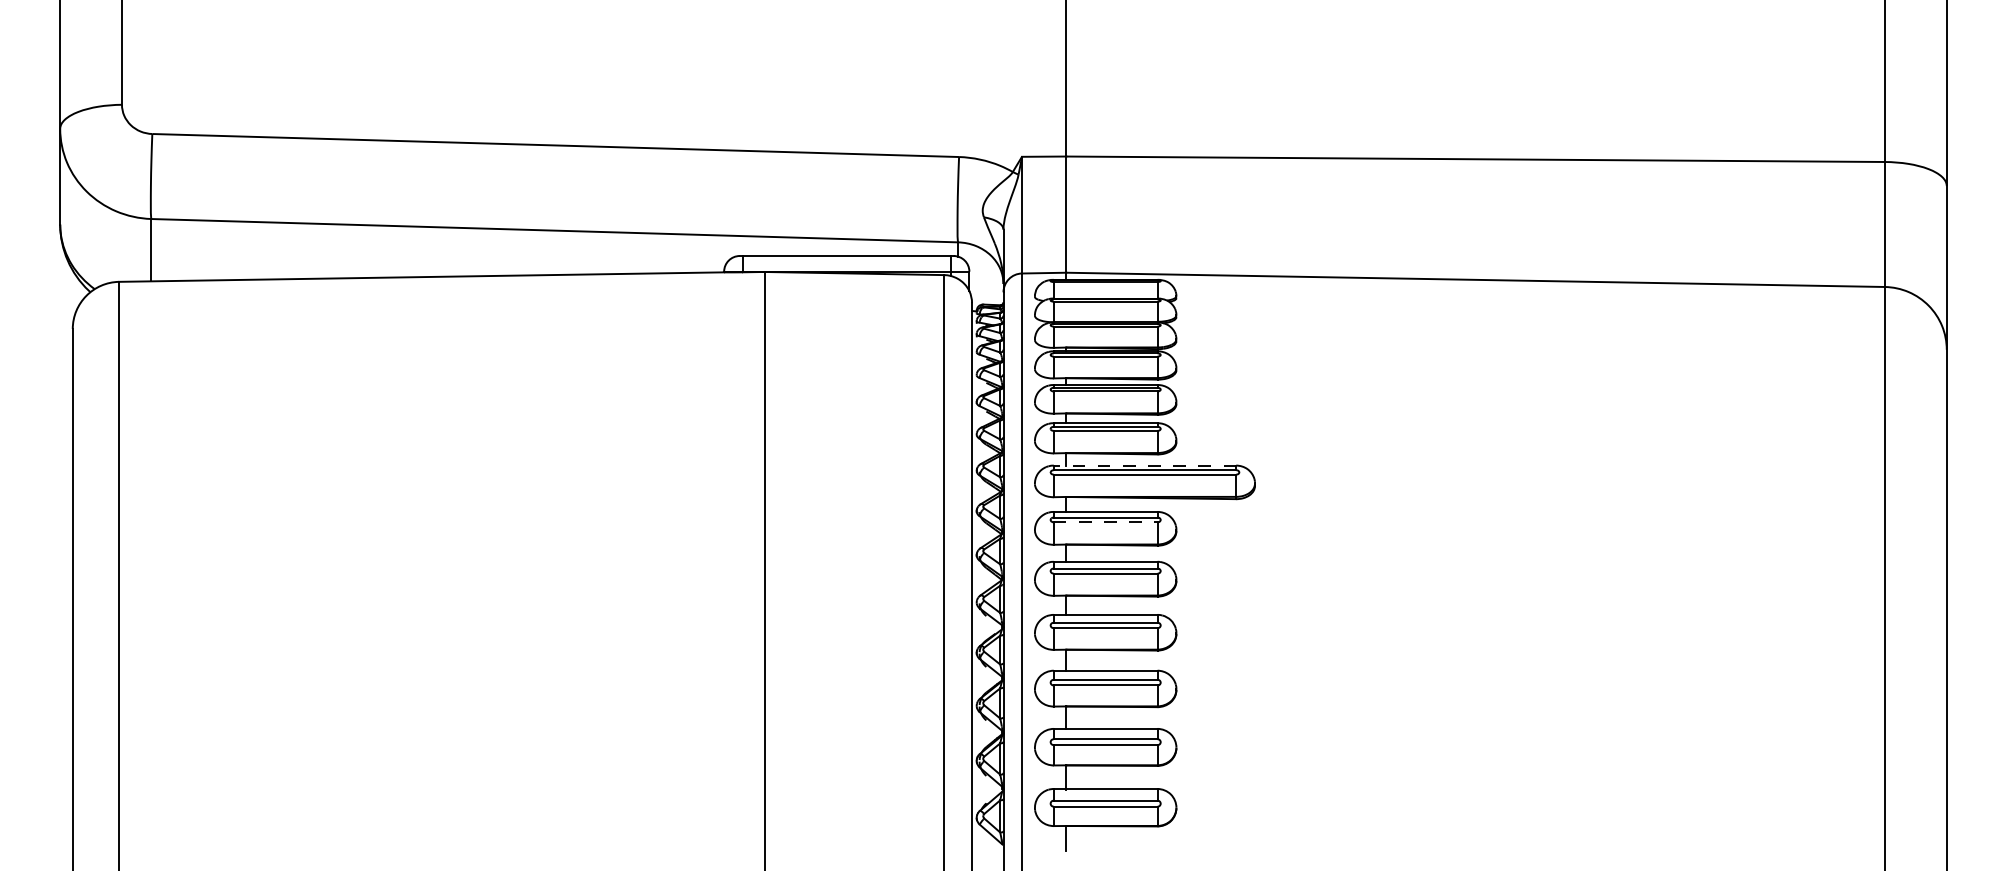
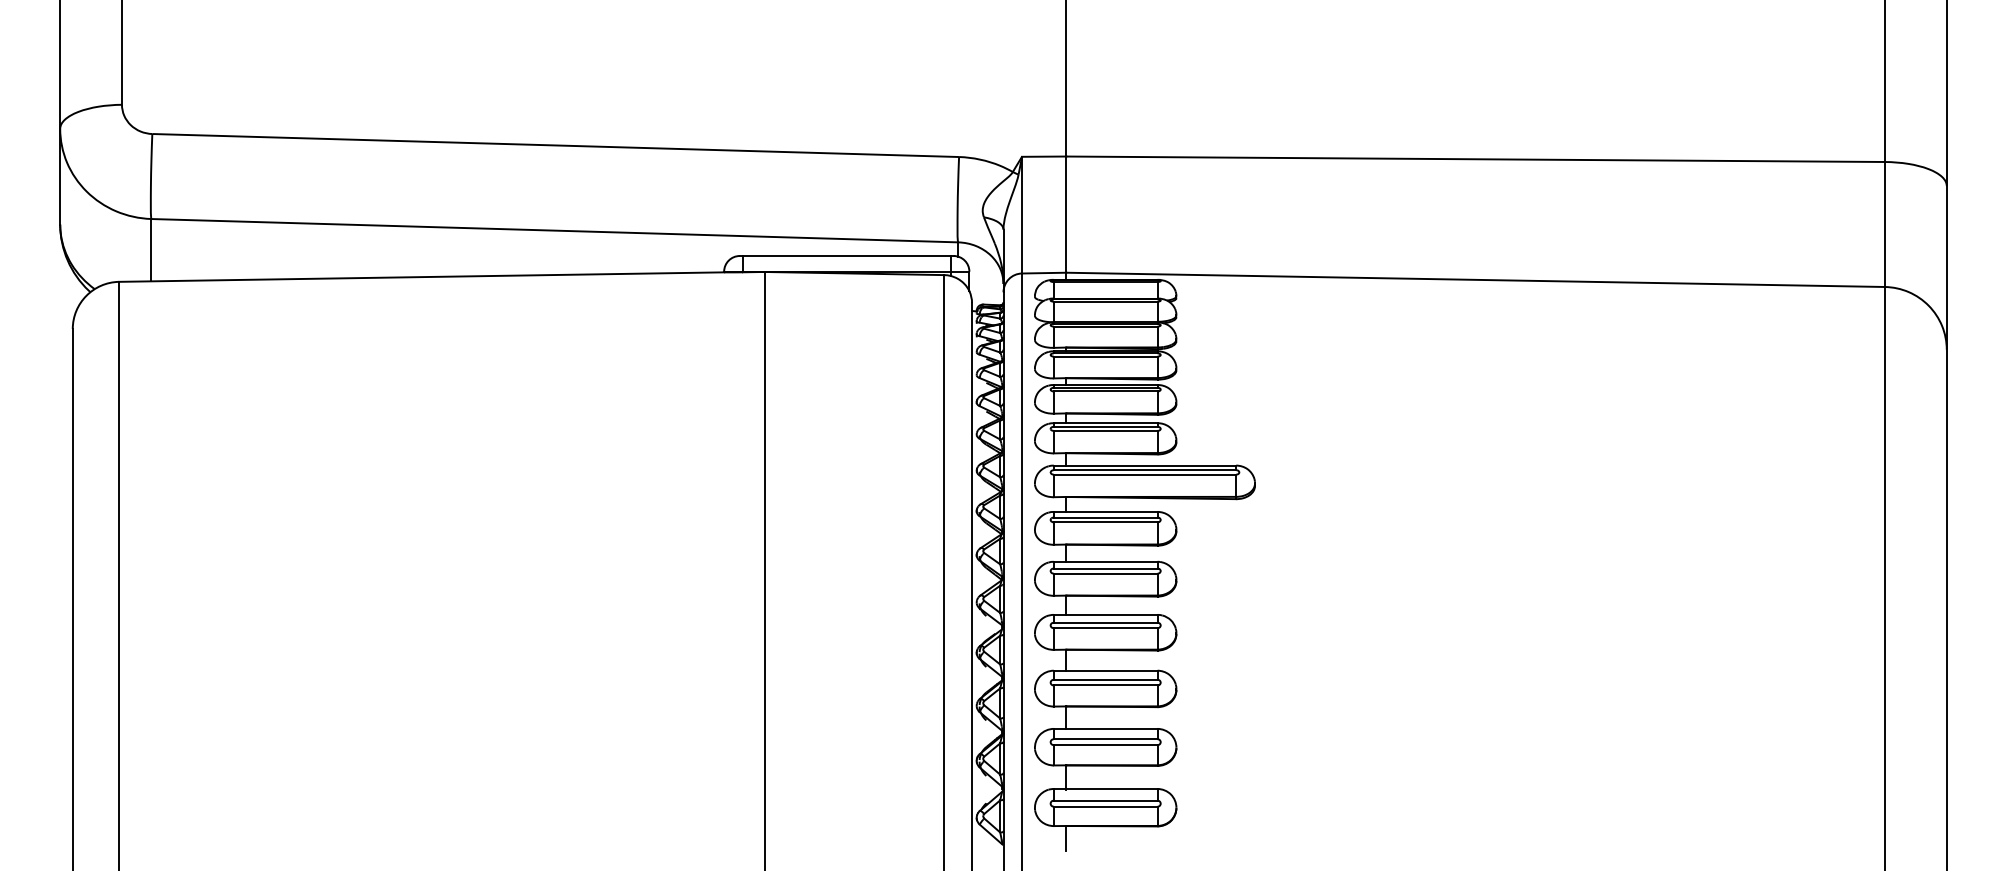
line: dashed -> solid (1144, 465)
line: dashed -> solid (1105, 522)
